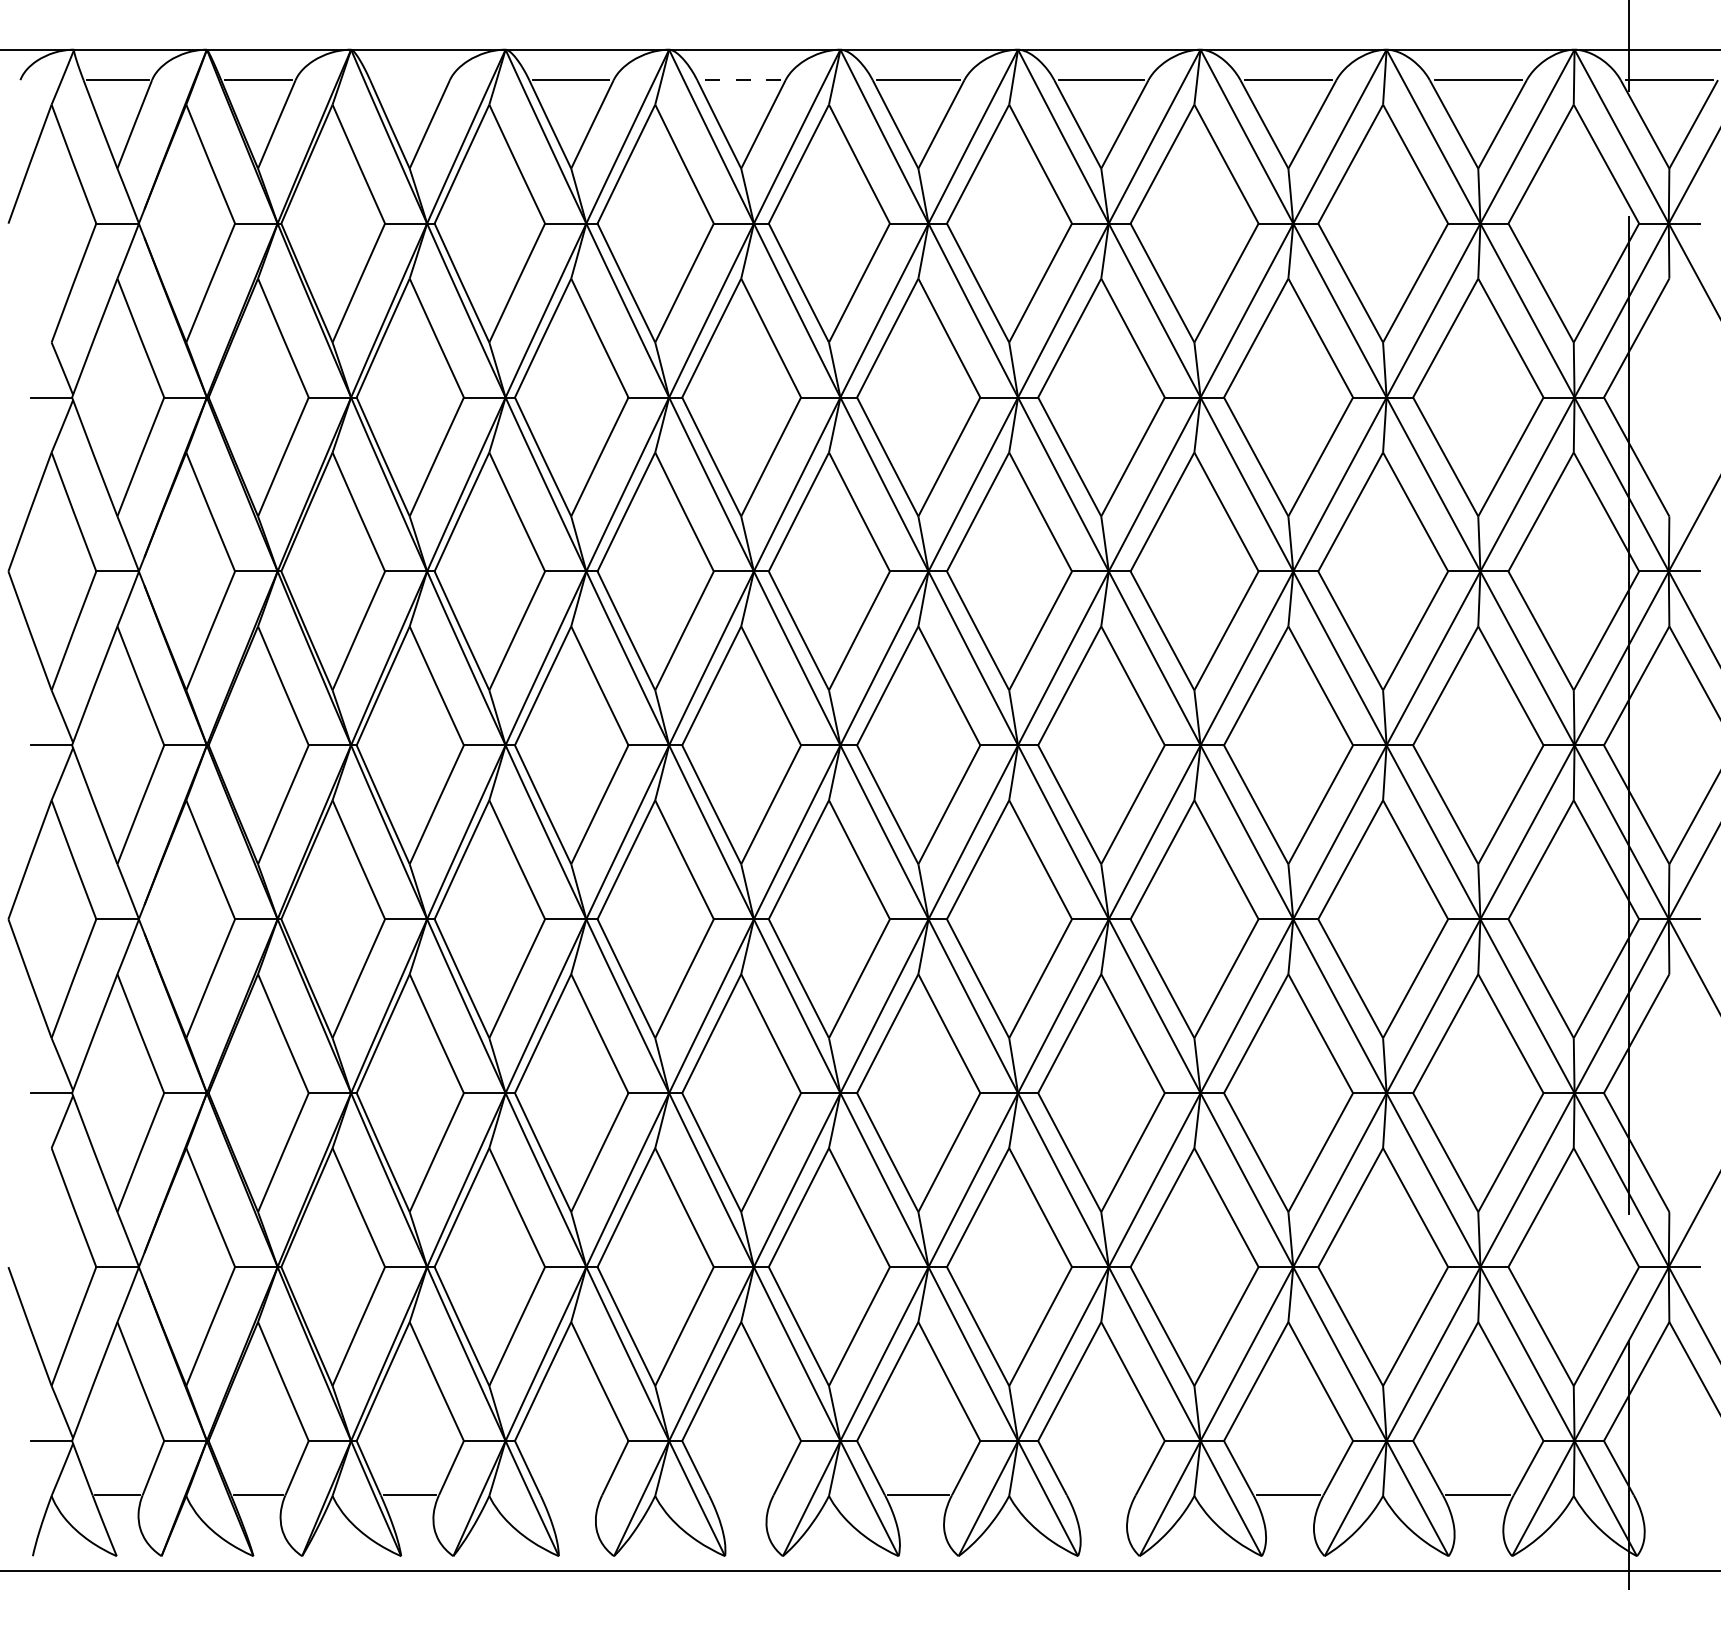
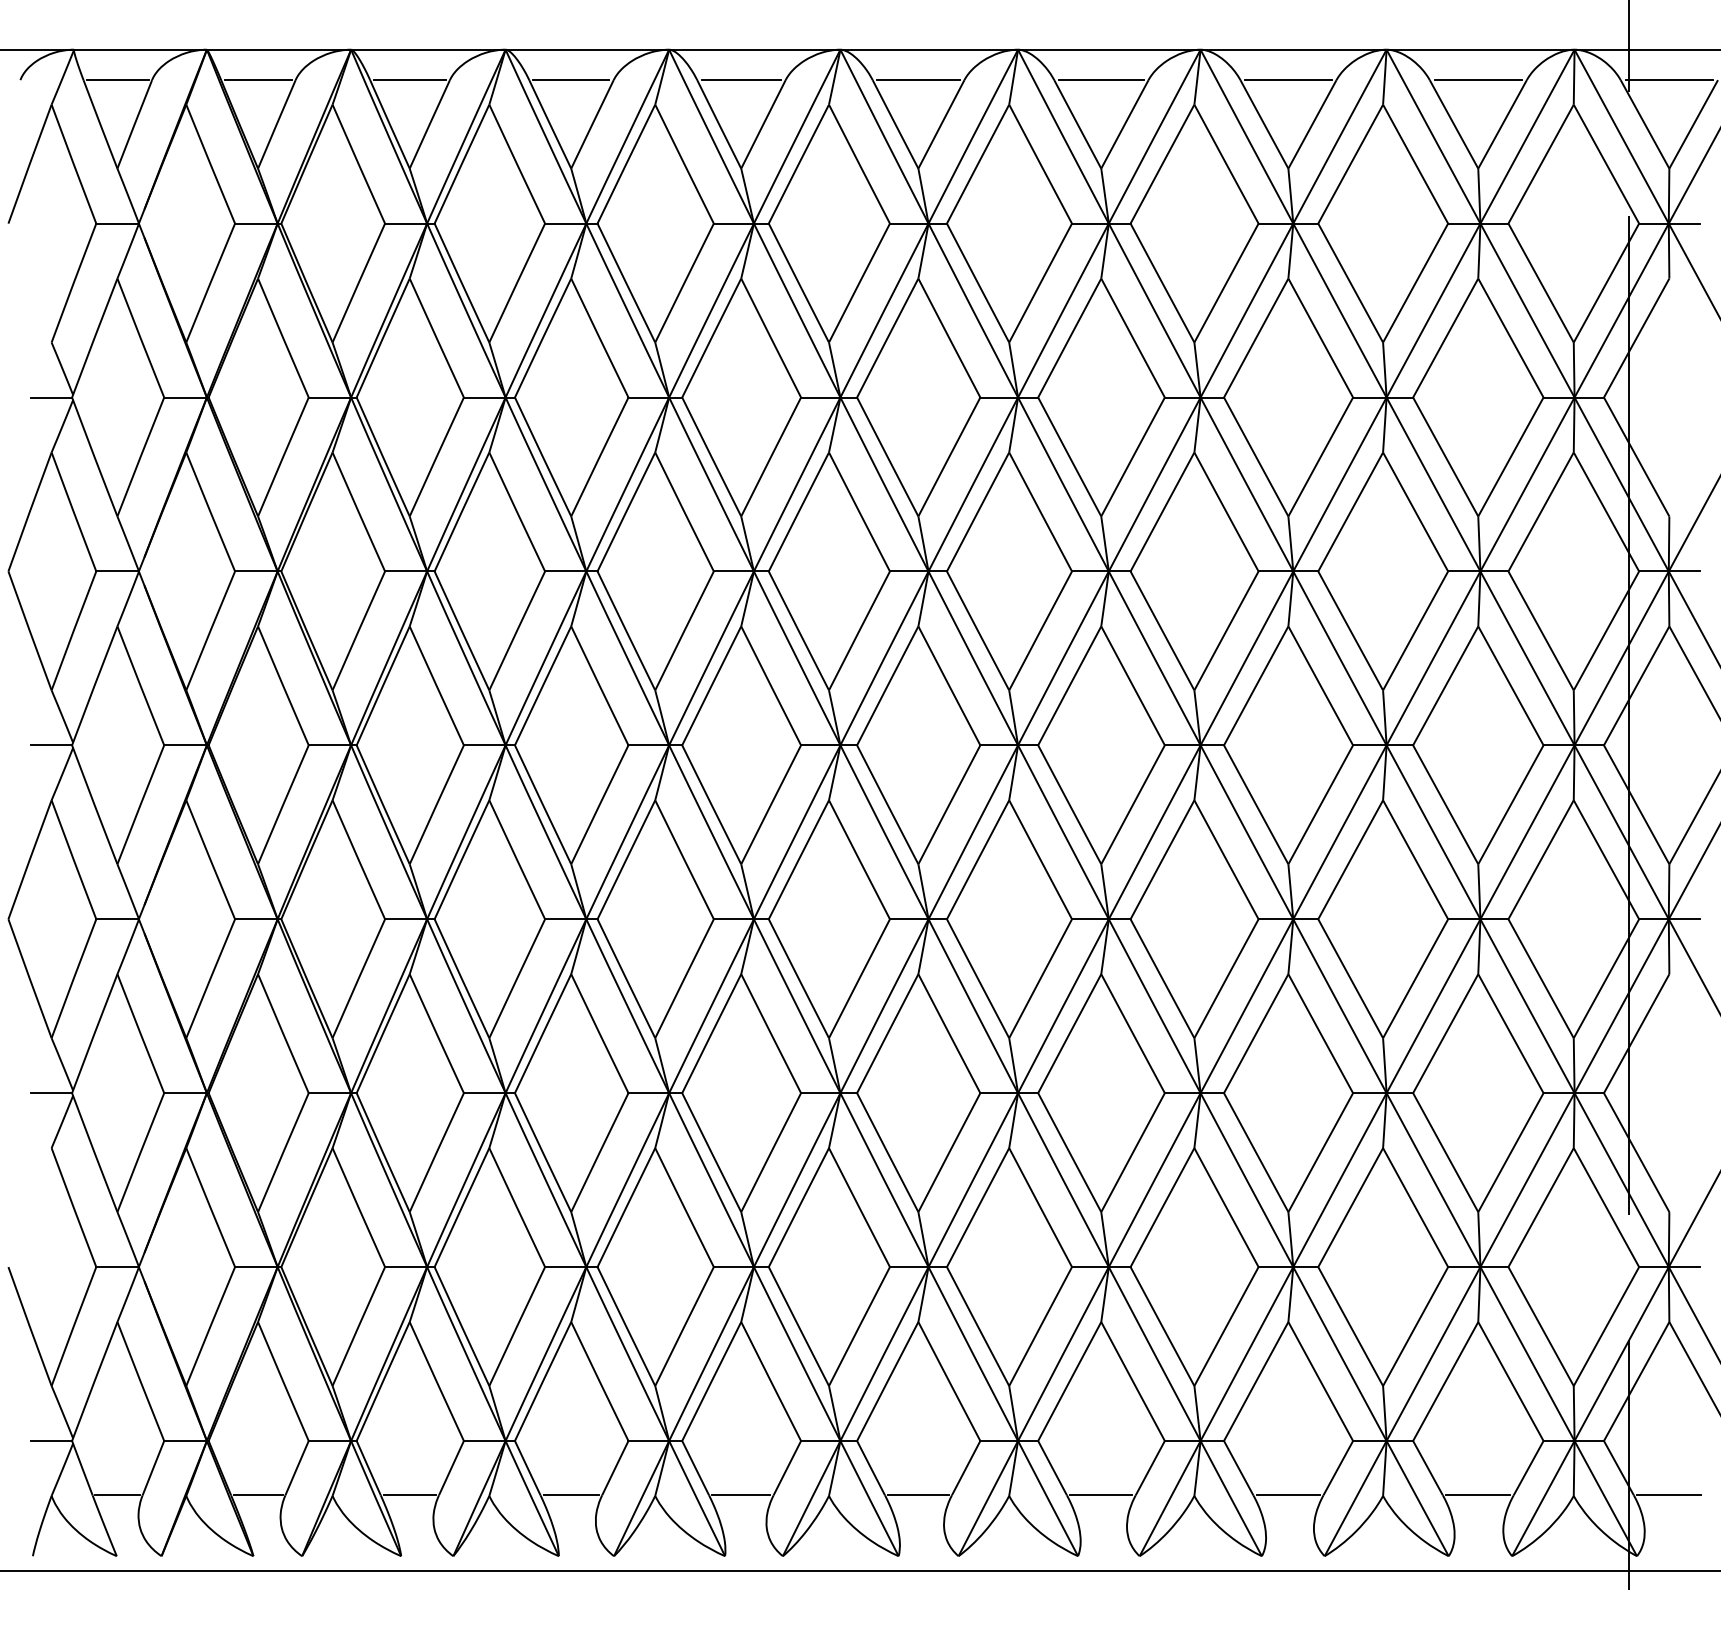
line: none -> present (409, 80)
line: dashed -> solid (741, 80)
line: none -> present (571, 1495)
line: none -> present (741, 1495)
line: none -> present (1101, 1495)
line: none -> present (1669, 1495)
